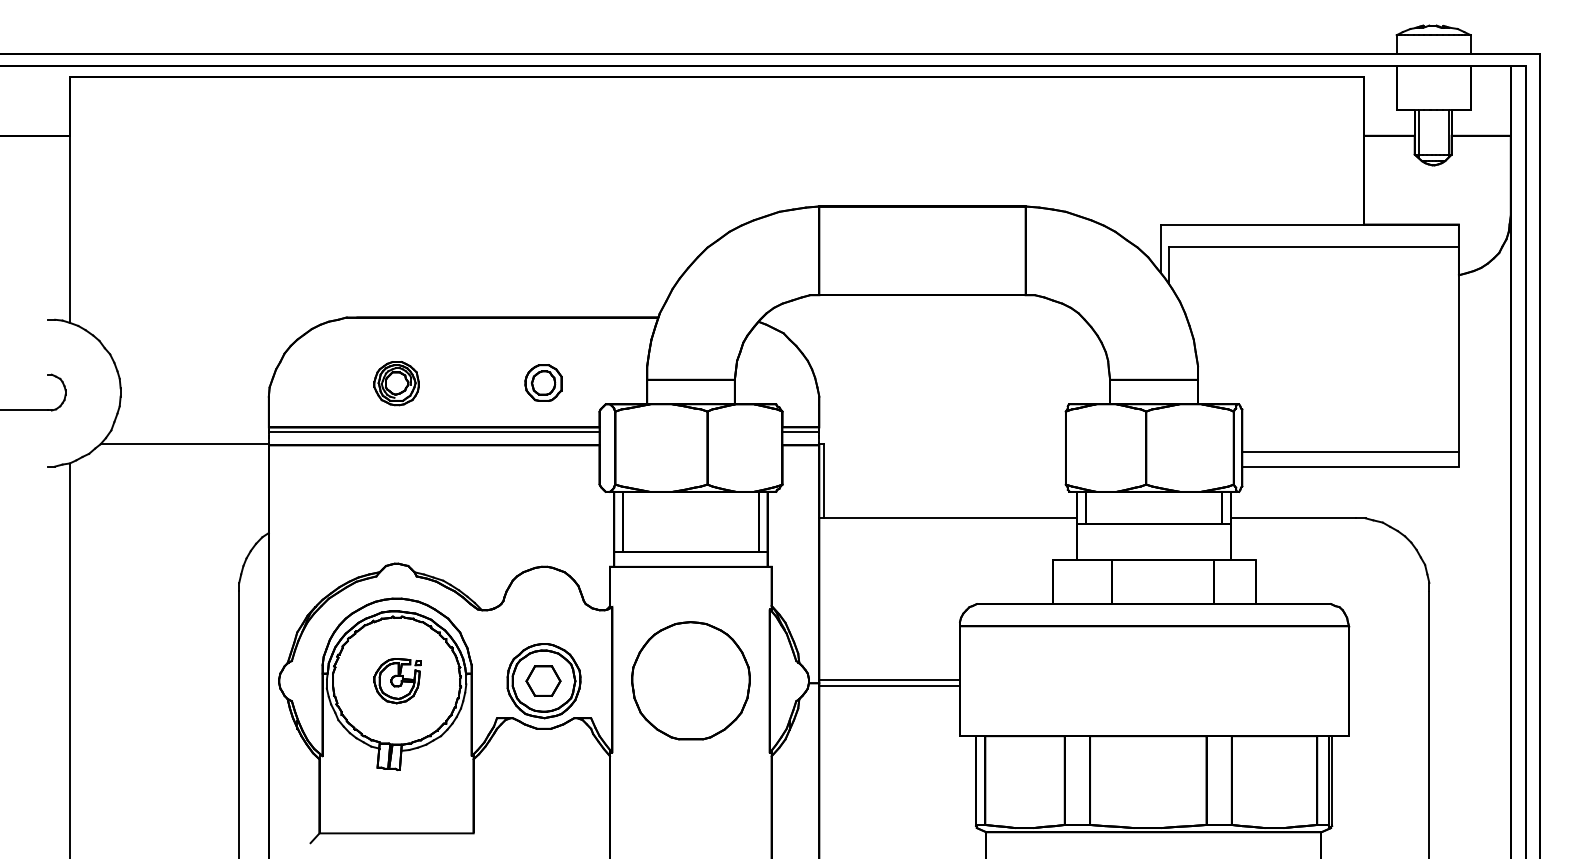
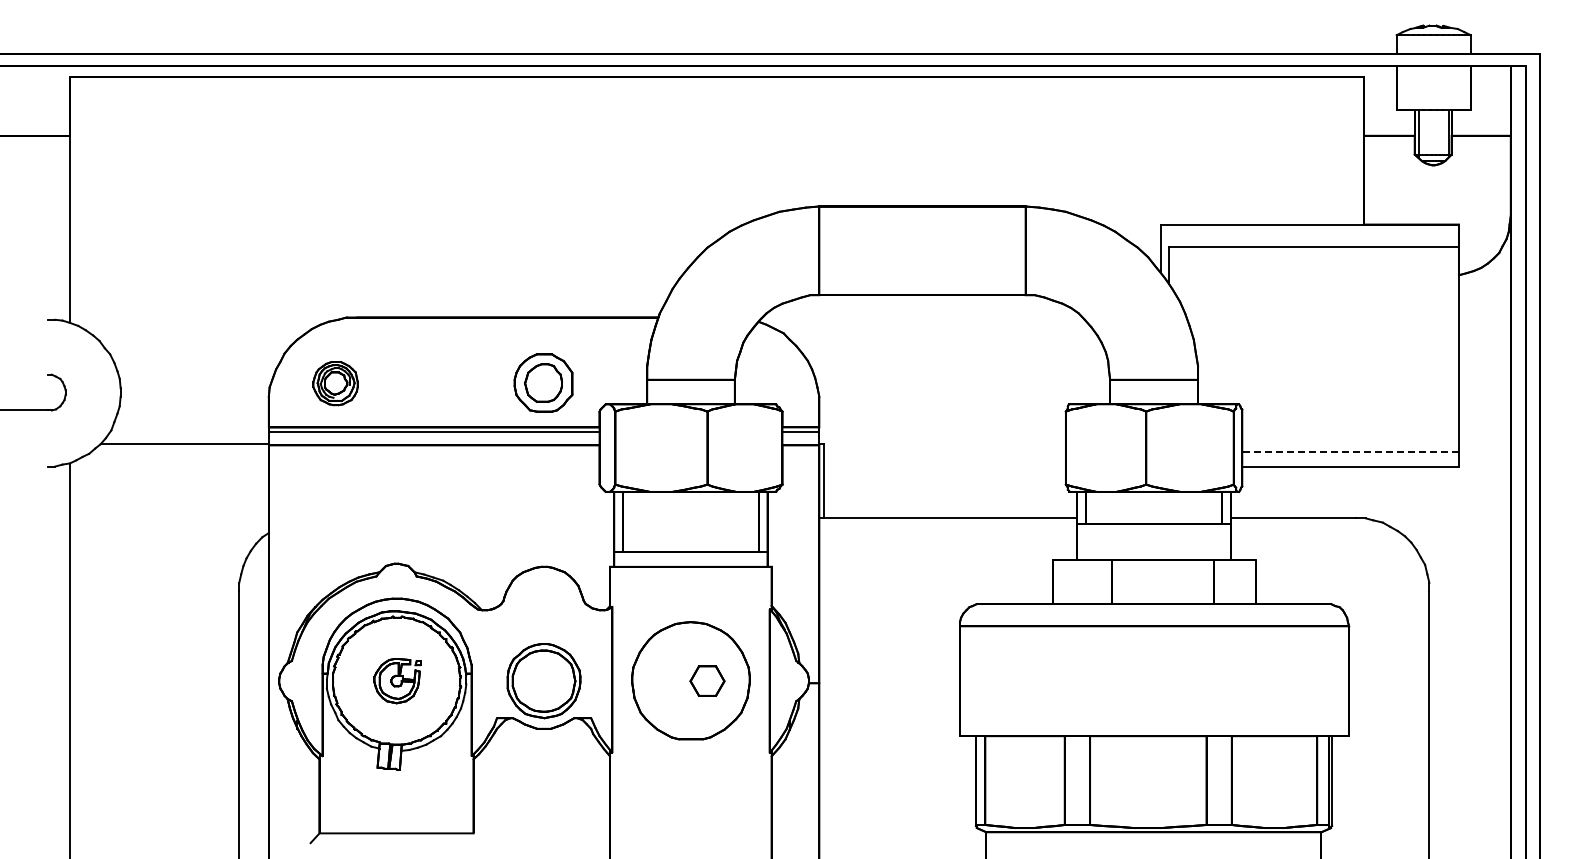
part size: 39x38 px -> 61x60 px (543, 382)
part position: (396, 383) -> (335, 383) (335, 383)
line: solid -> dashed (1350, 451)
part position: (543, 680) -> (707, 680) (707, 680)
line: present -> none (889, 680)
line: present -> none (889, 686)
